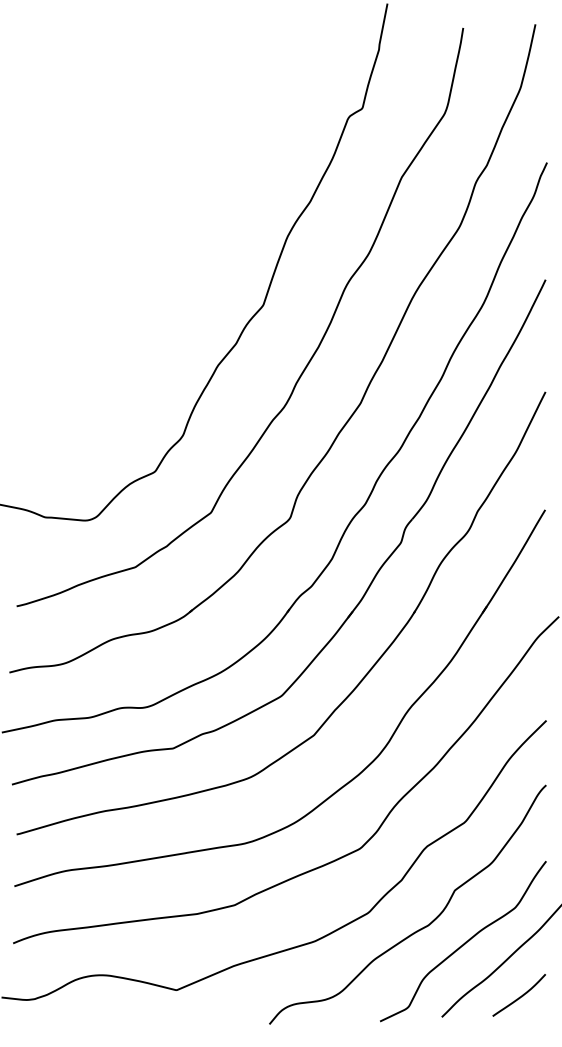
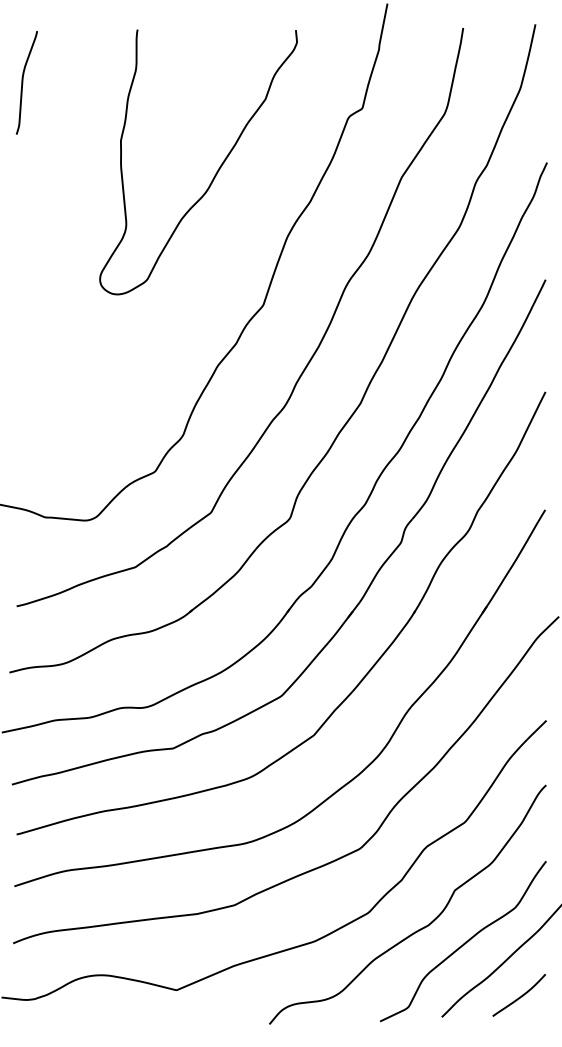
curve: none -> present (23, 82)
curve: none -> present (216, 171)
